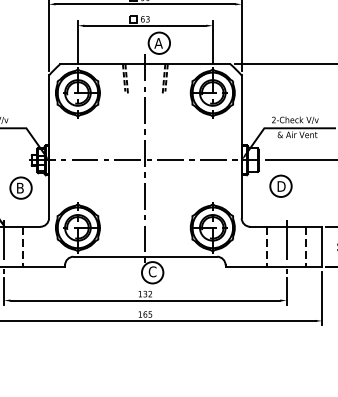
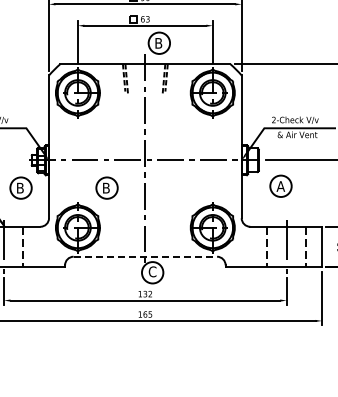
text: A -> B (158, 43)
text: D -> A (280, 186)
part: none -> present (106, 187)
line: solid -> dashed (145, 256)
